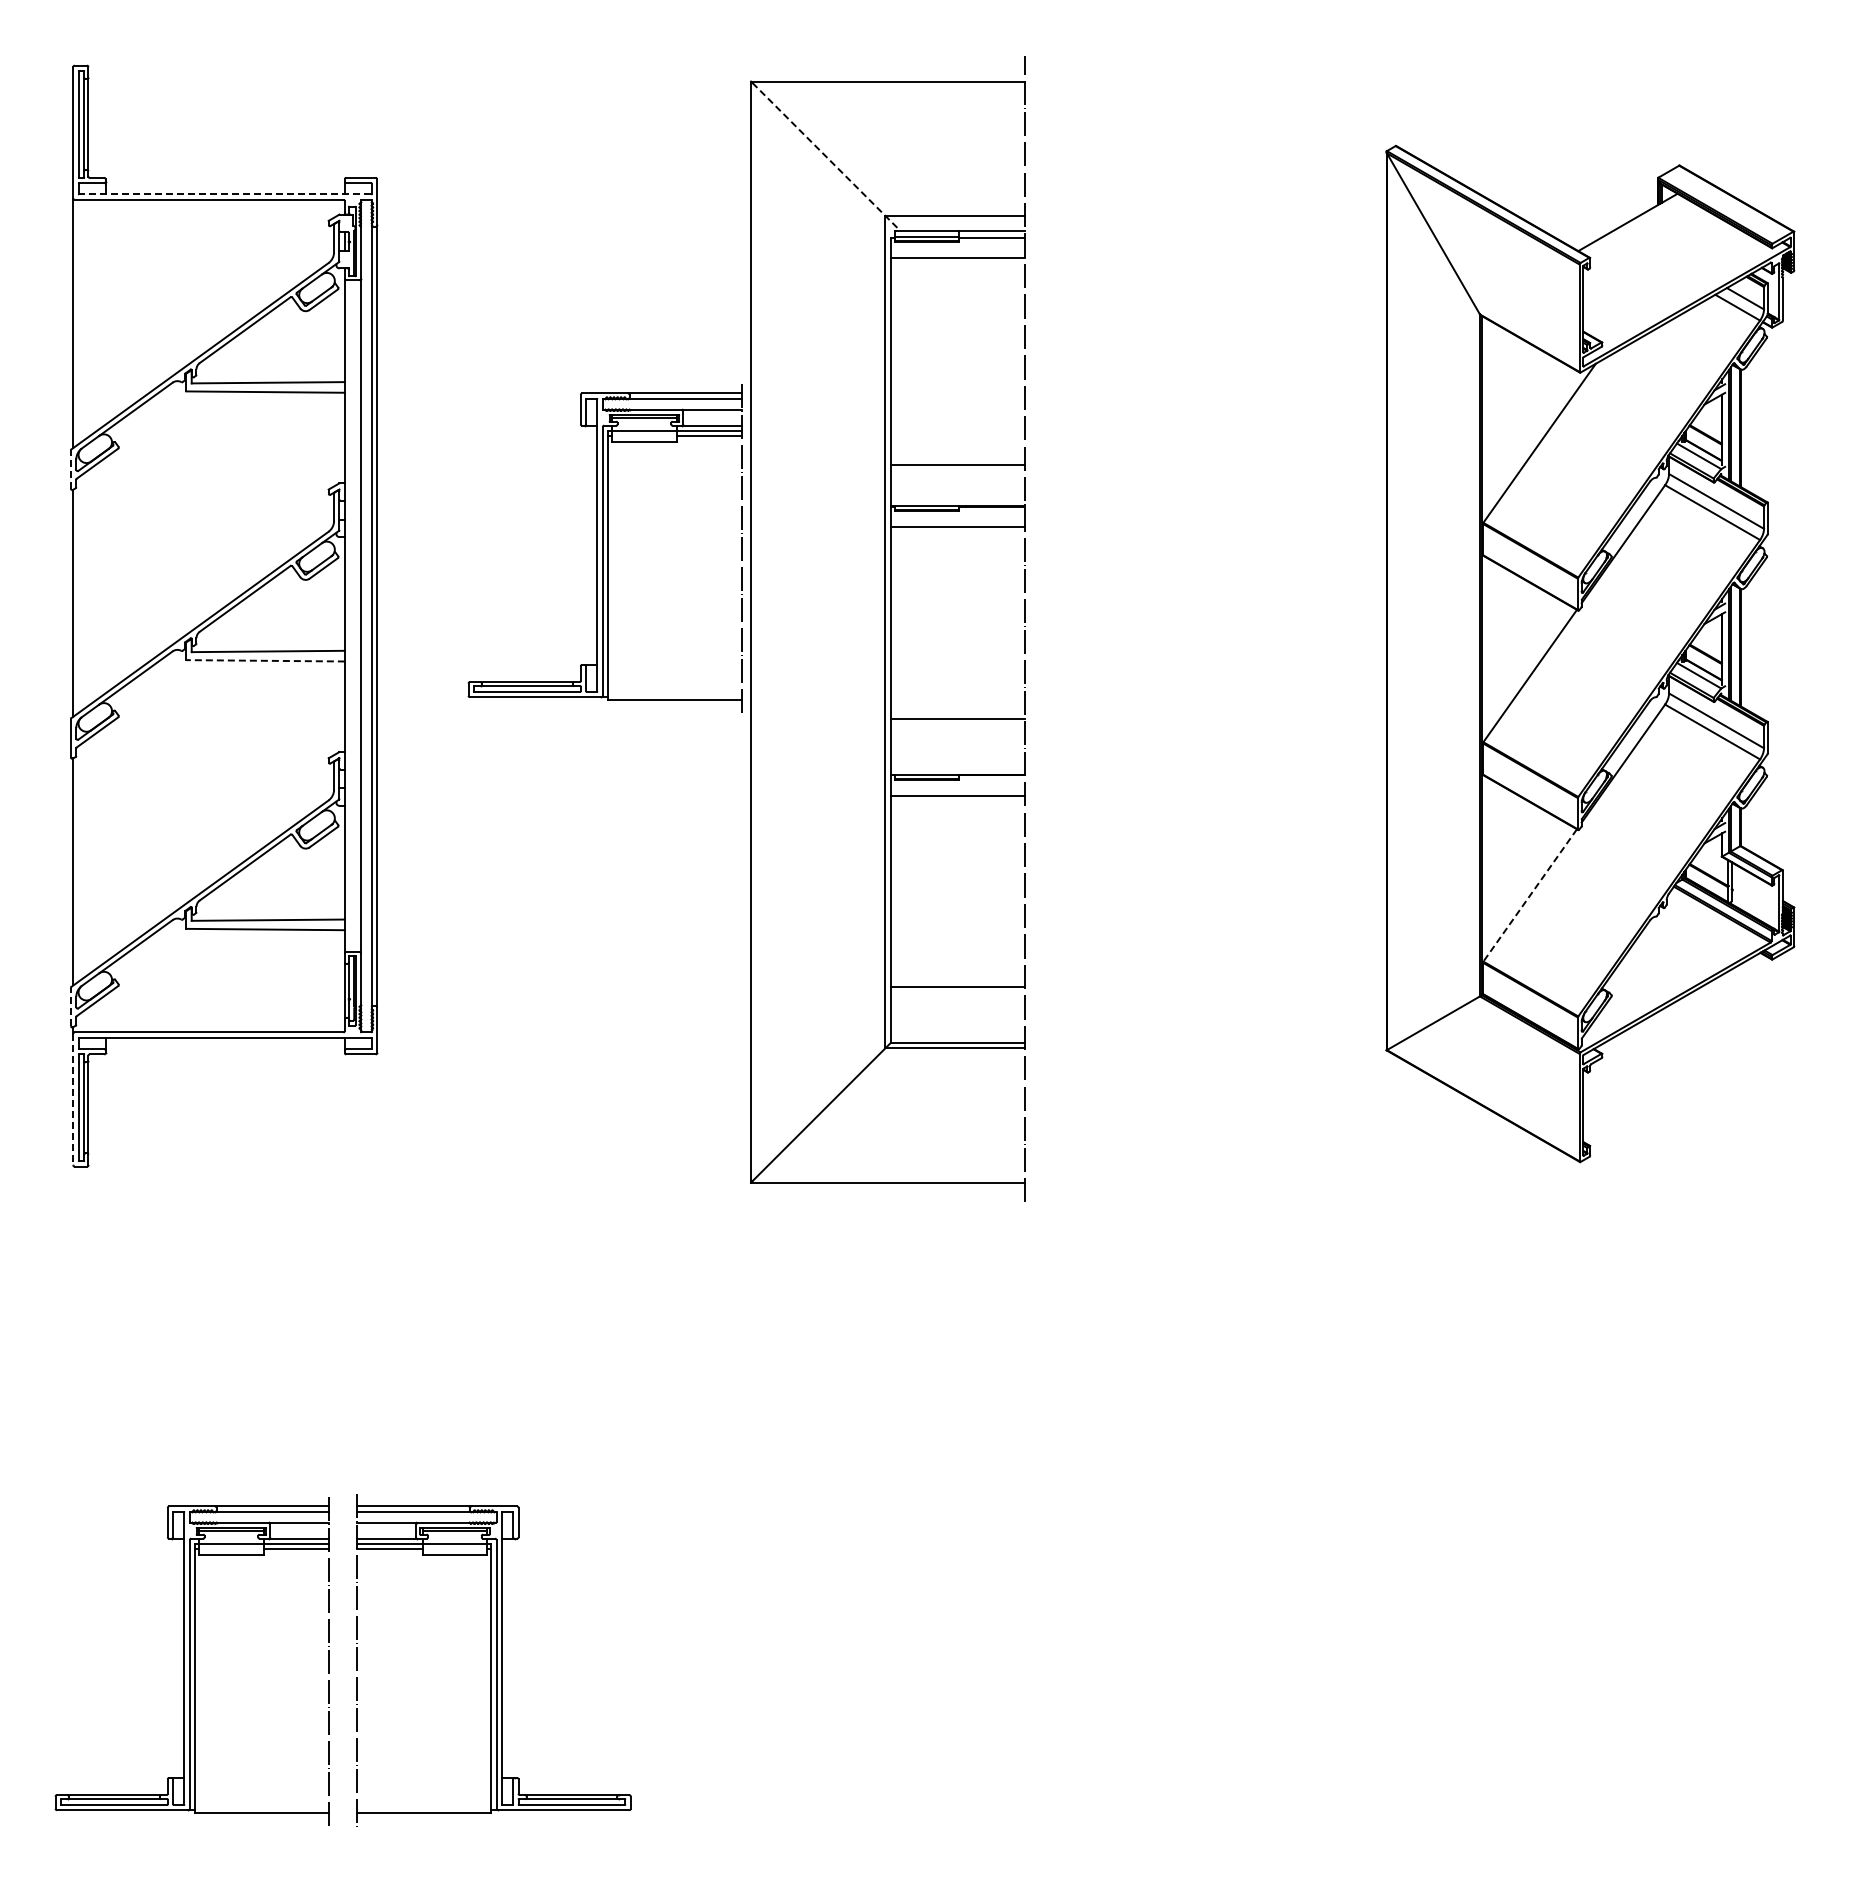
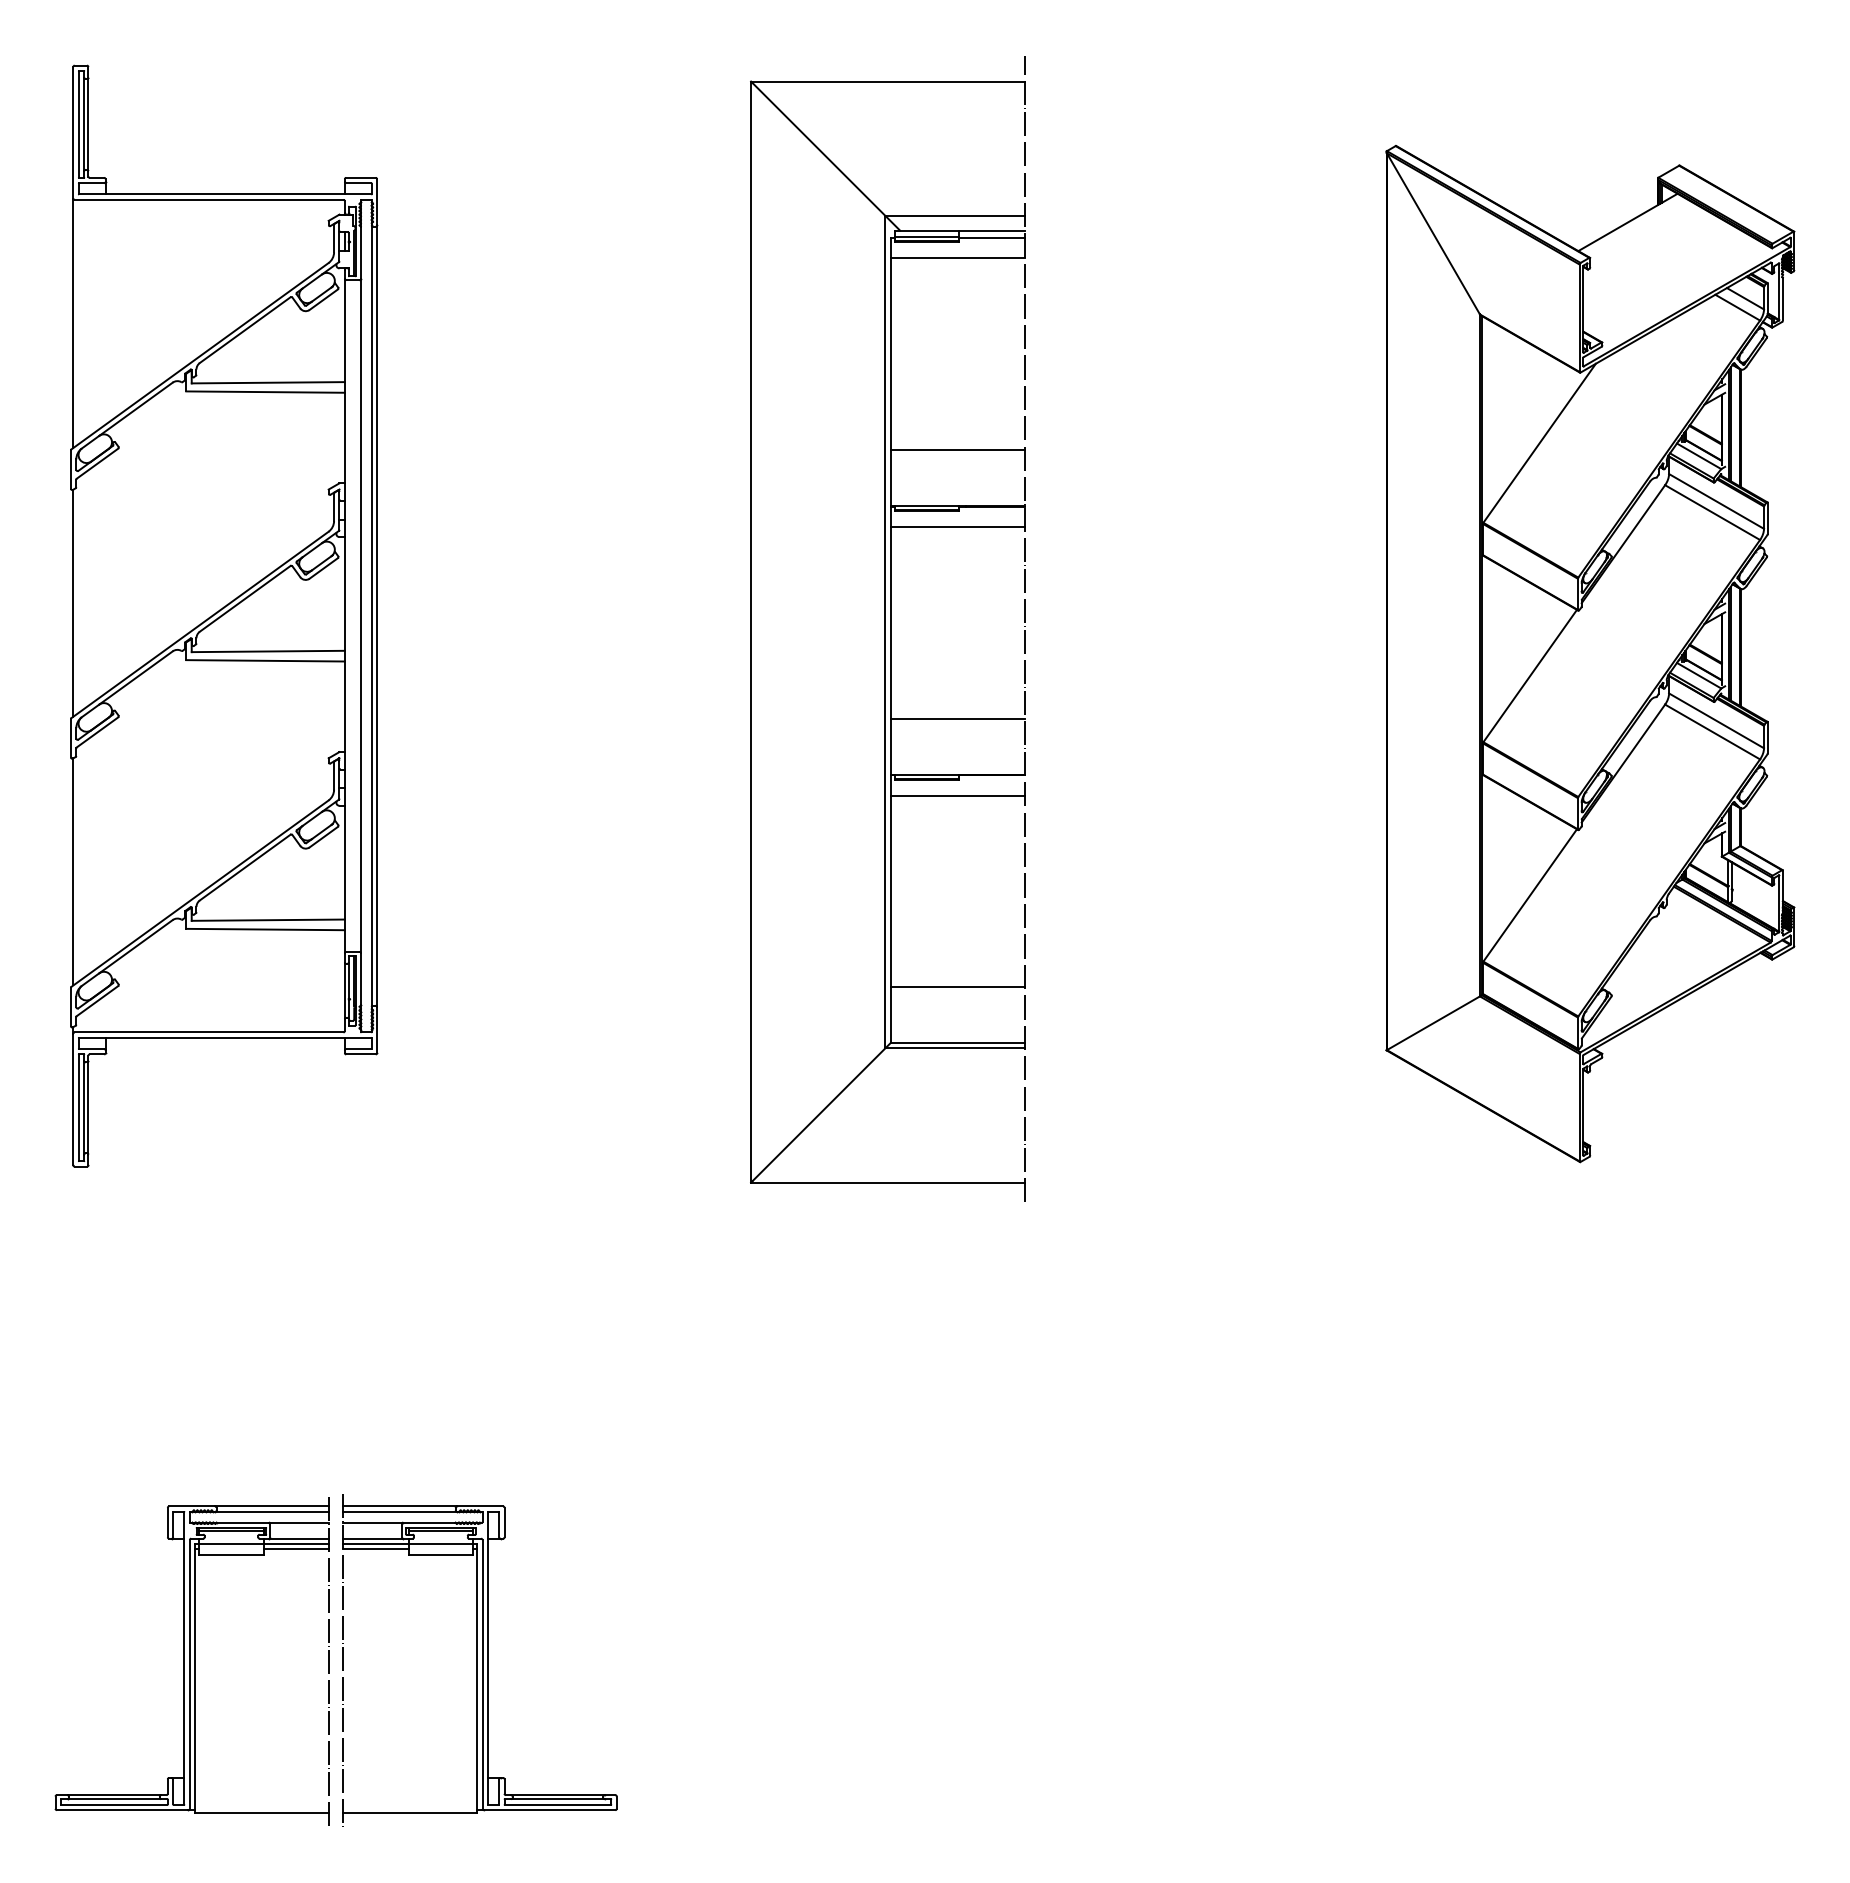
line: dashed -> solid (826, 157)
line: dashed -> solid (225, 194)
line position: (957, 464) -> (957, 449) (957, 449)
line: dashed -> solid (70, 469)
part: present -> none (604, 548)
line: dashed -> solid (265, 660)
line: dashed -> solid (1529, 895)
line: dashed -> solid (70, 1006)
line: dashed -> solid (73, 1099)
part position: (493, 1660) -> (479, 1660) (479, 1660)
